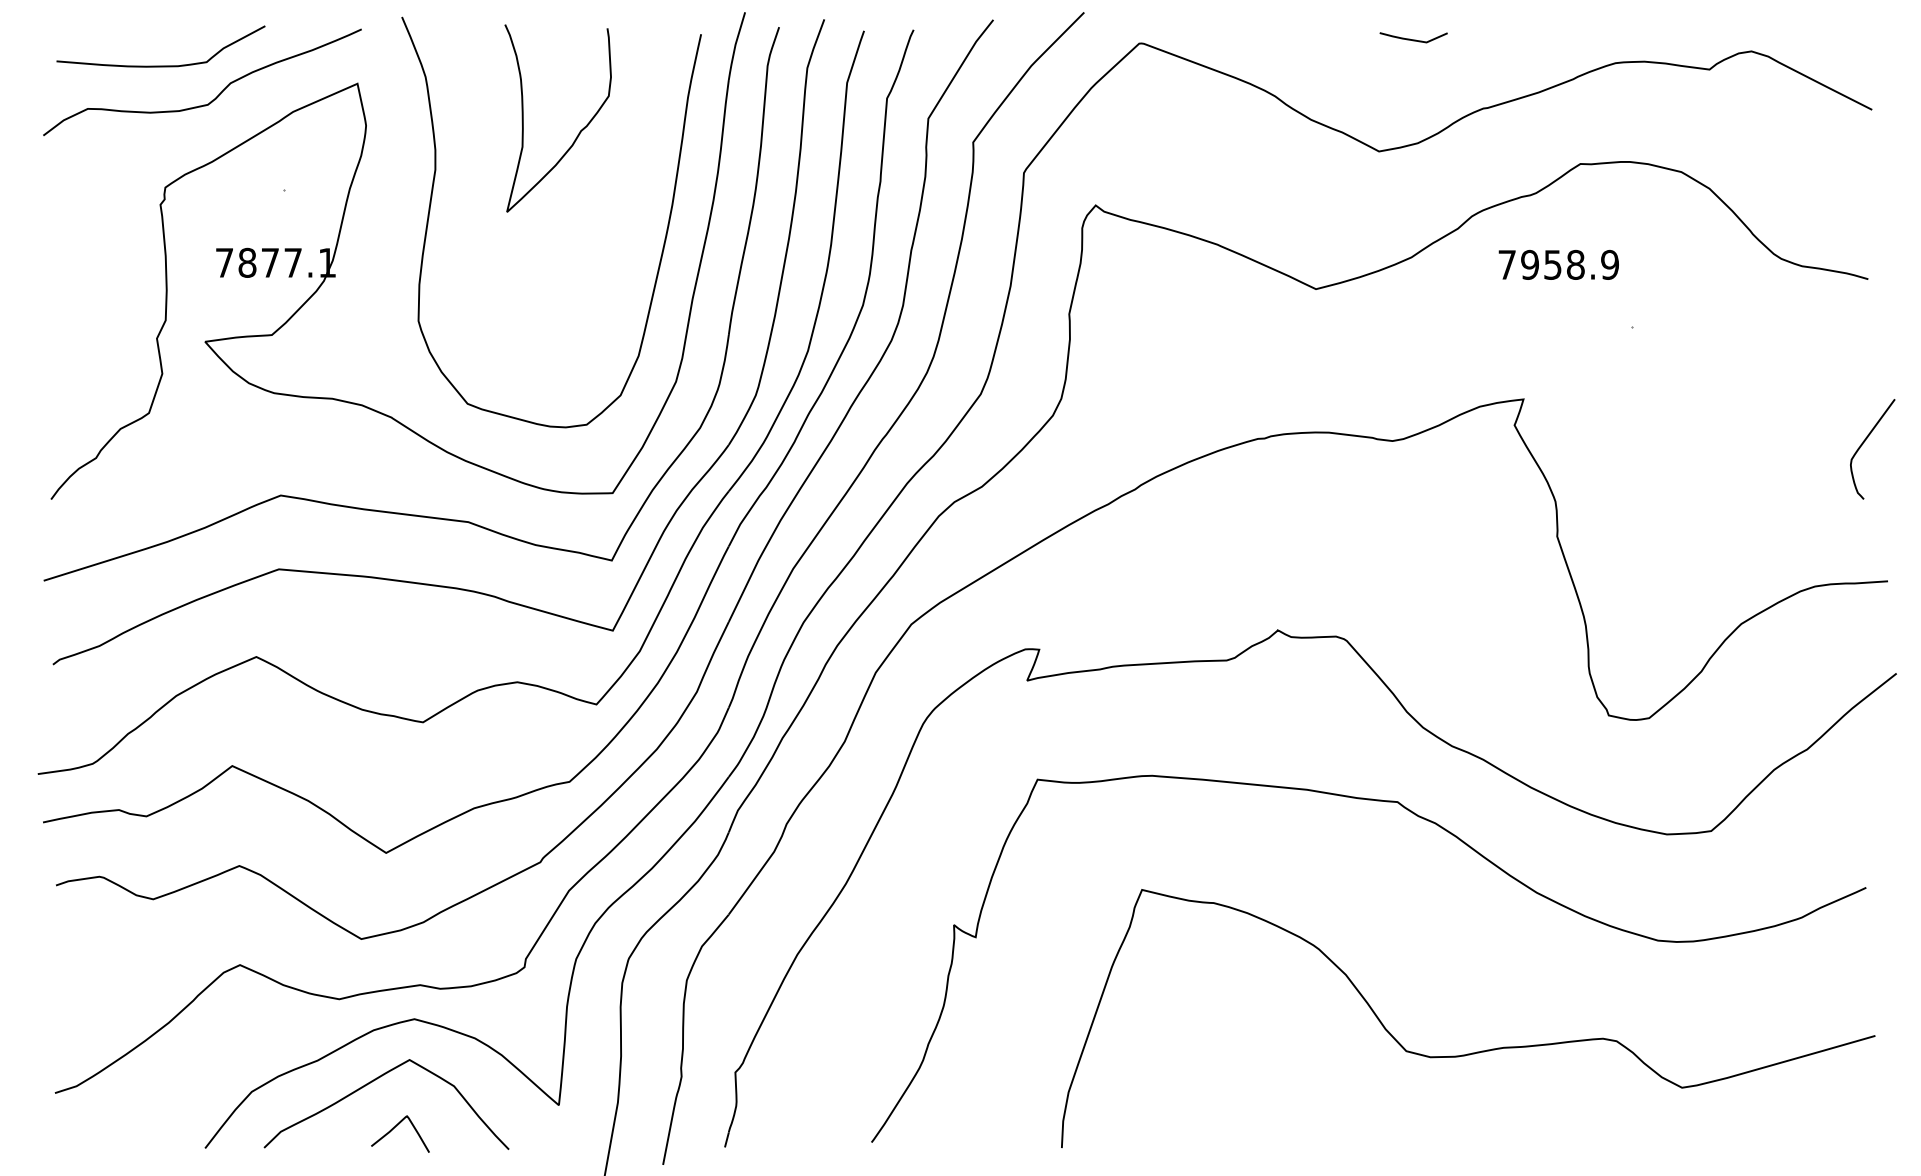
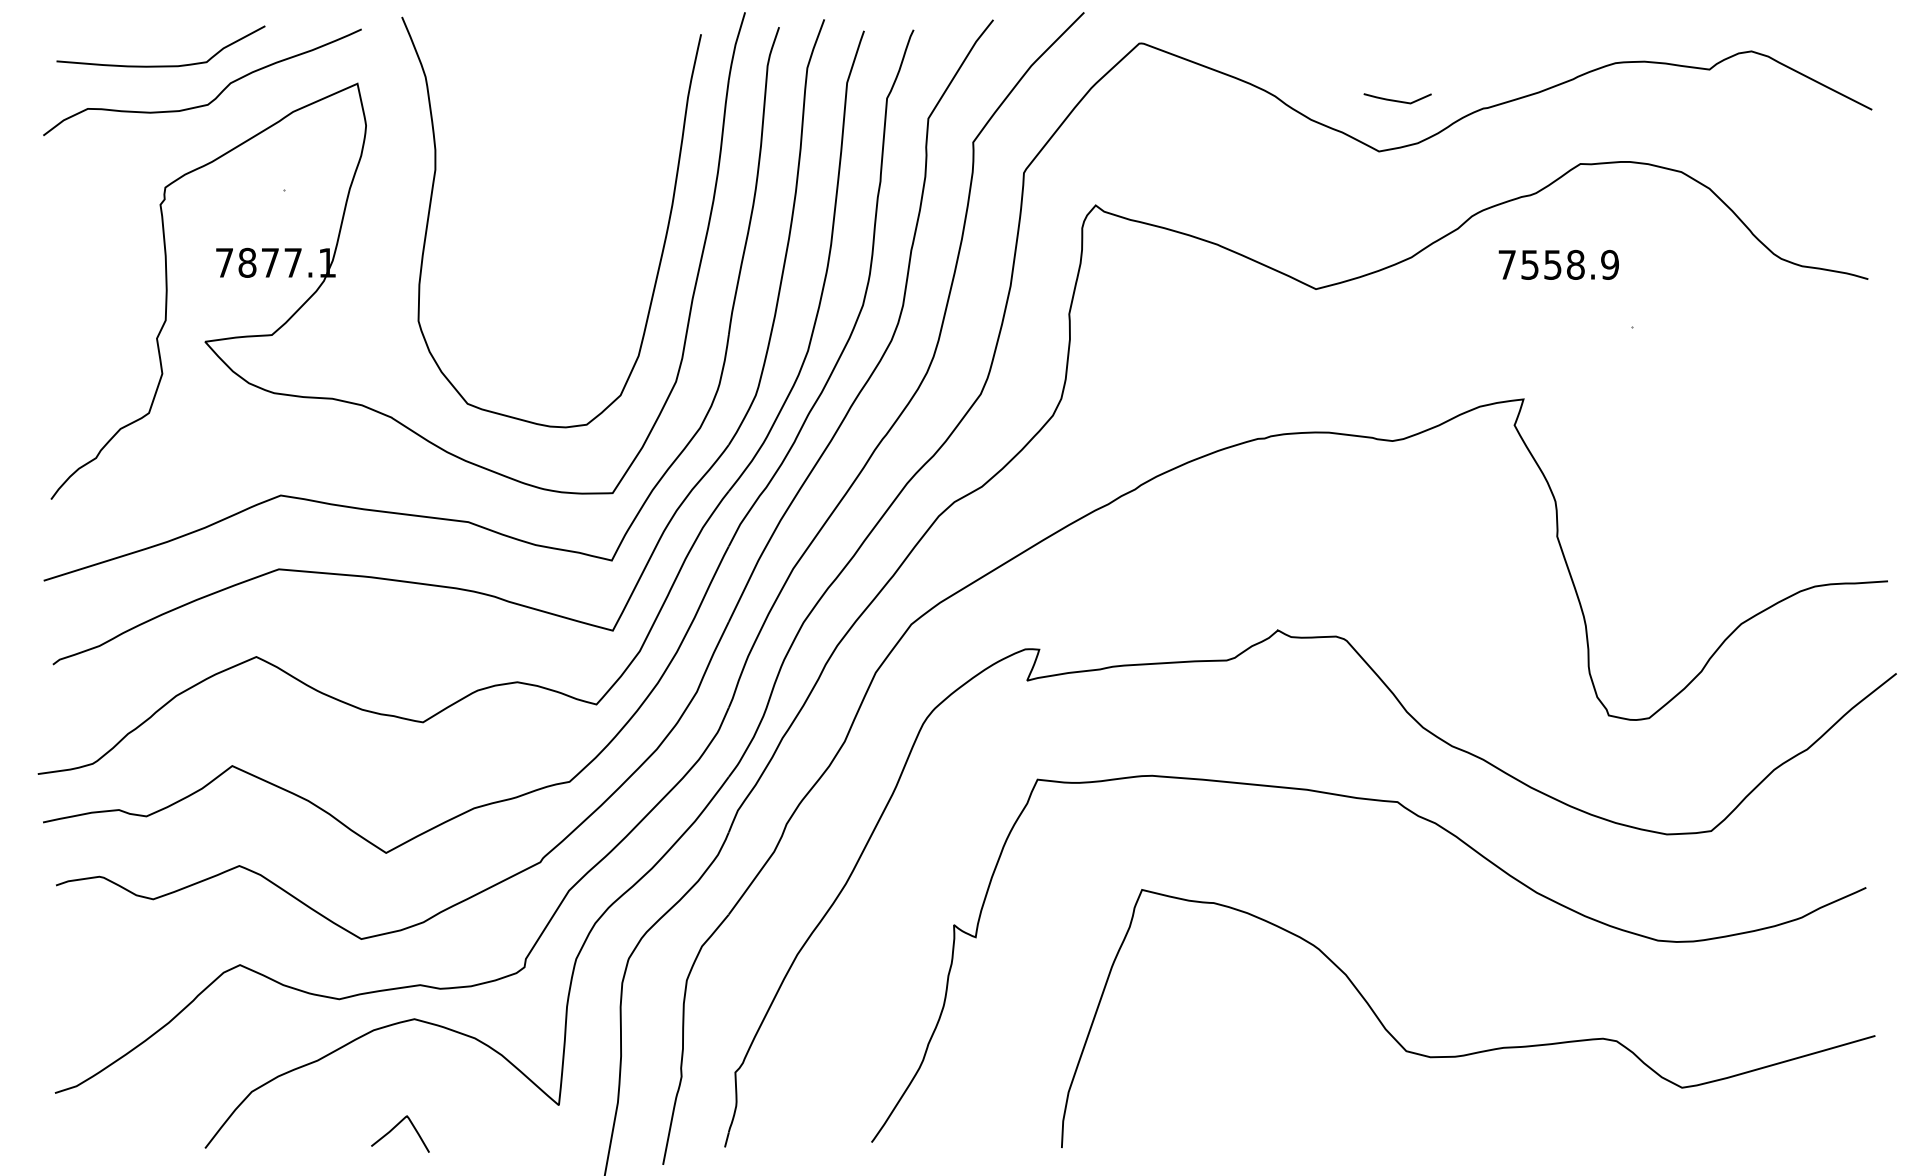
line position: (1413, 39) -> (1397, 100) (1397, 100)
curve: present -> none (579, 131)
text: 7958.9 -> 7558.9 (1529, 264)
curve: present -> none (1863, 444)
curve: present -> none (374, 1081)
